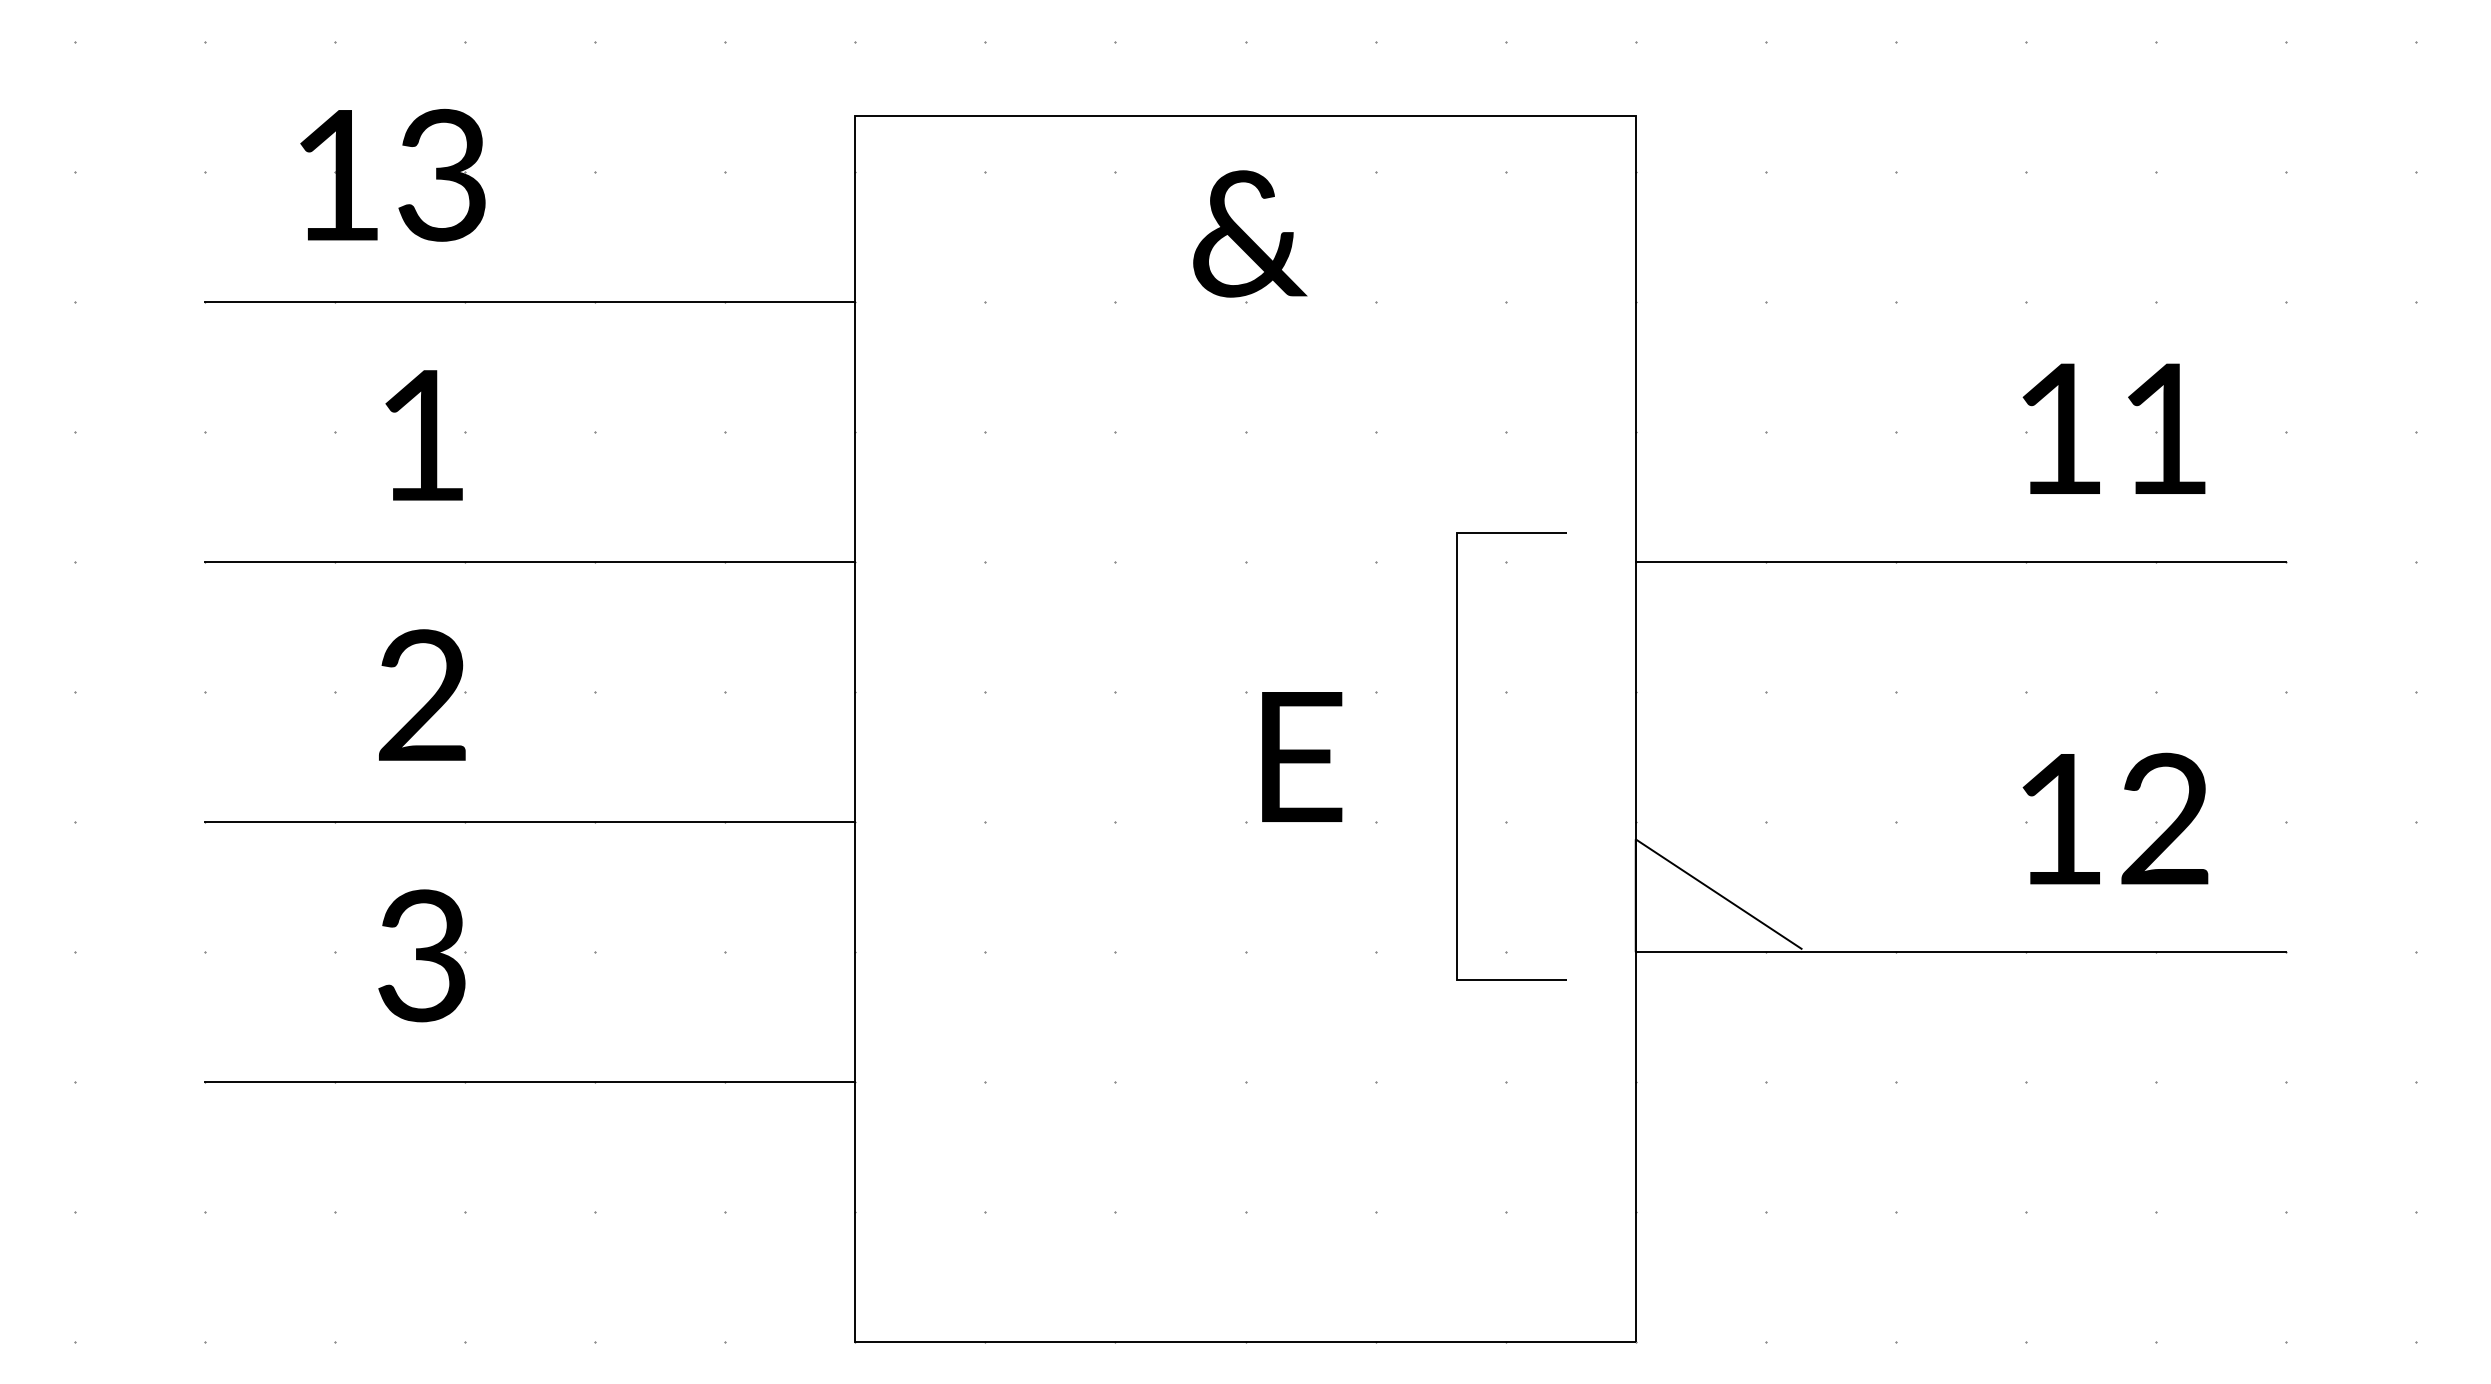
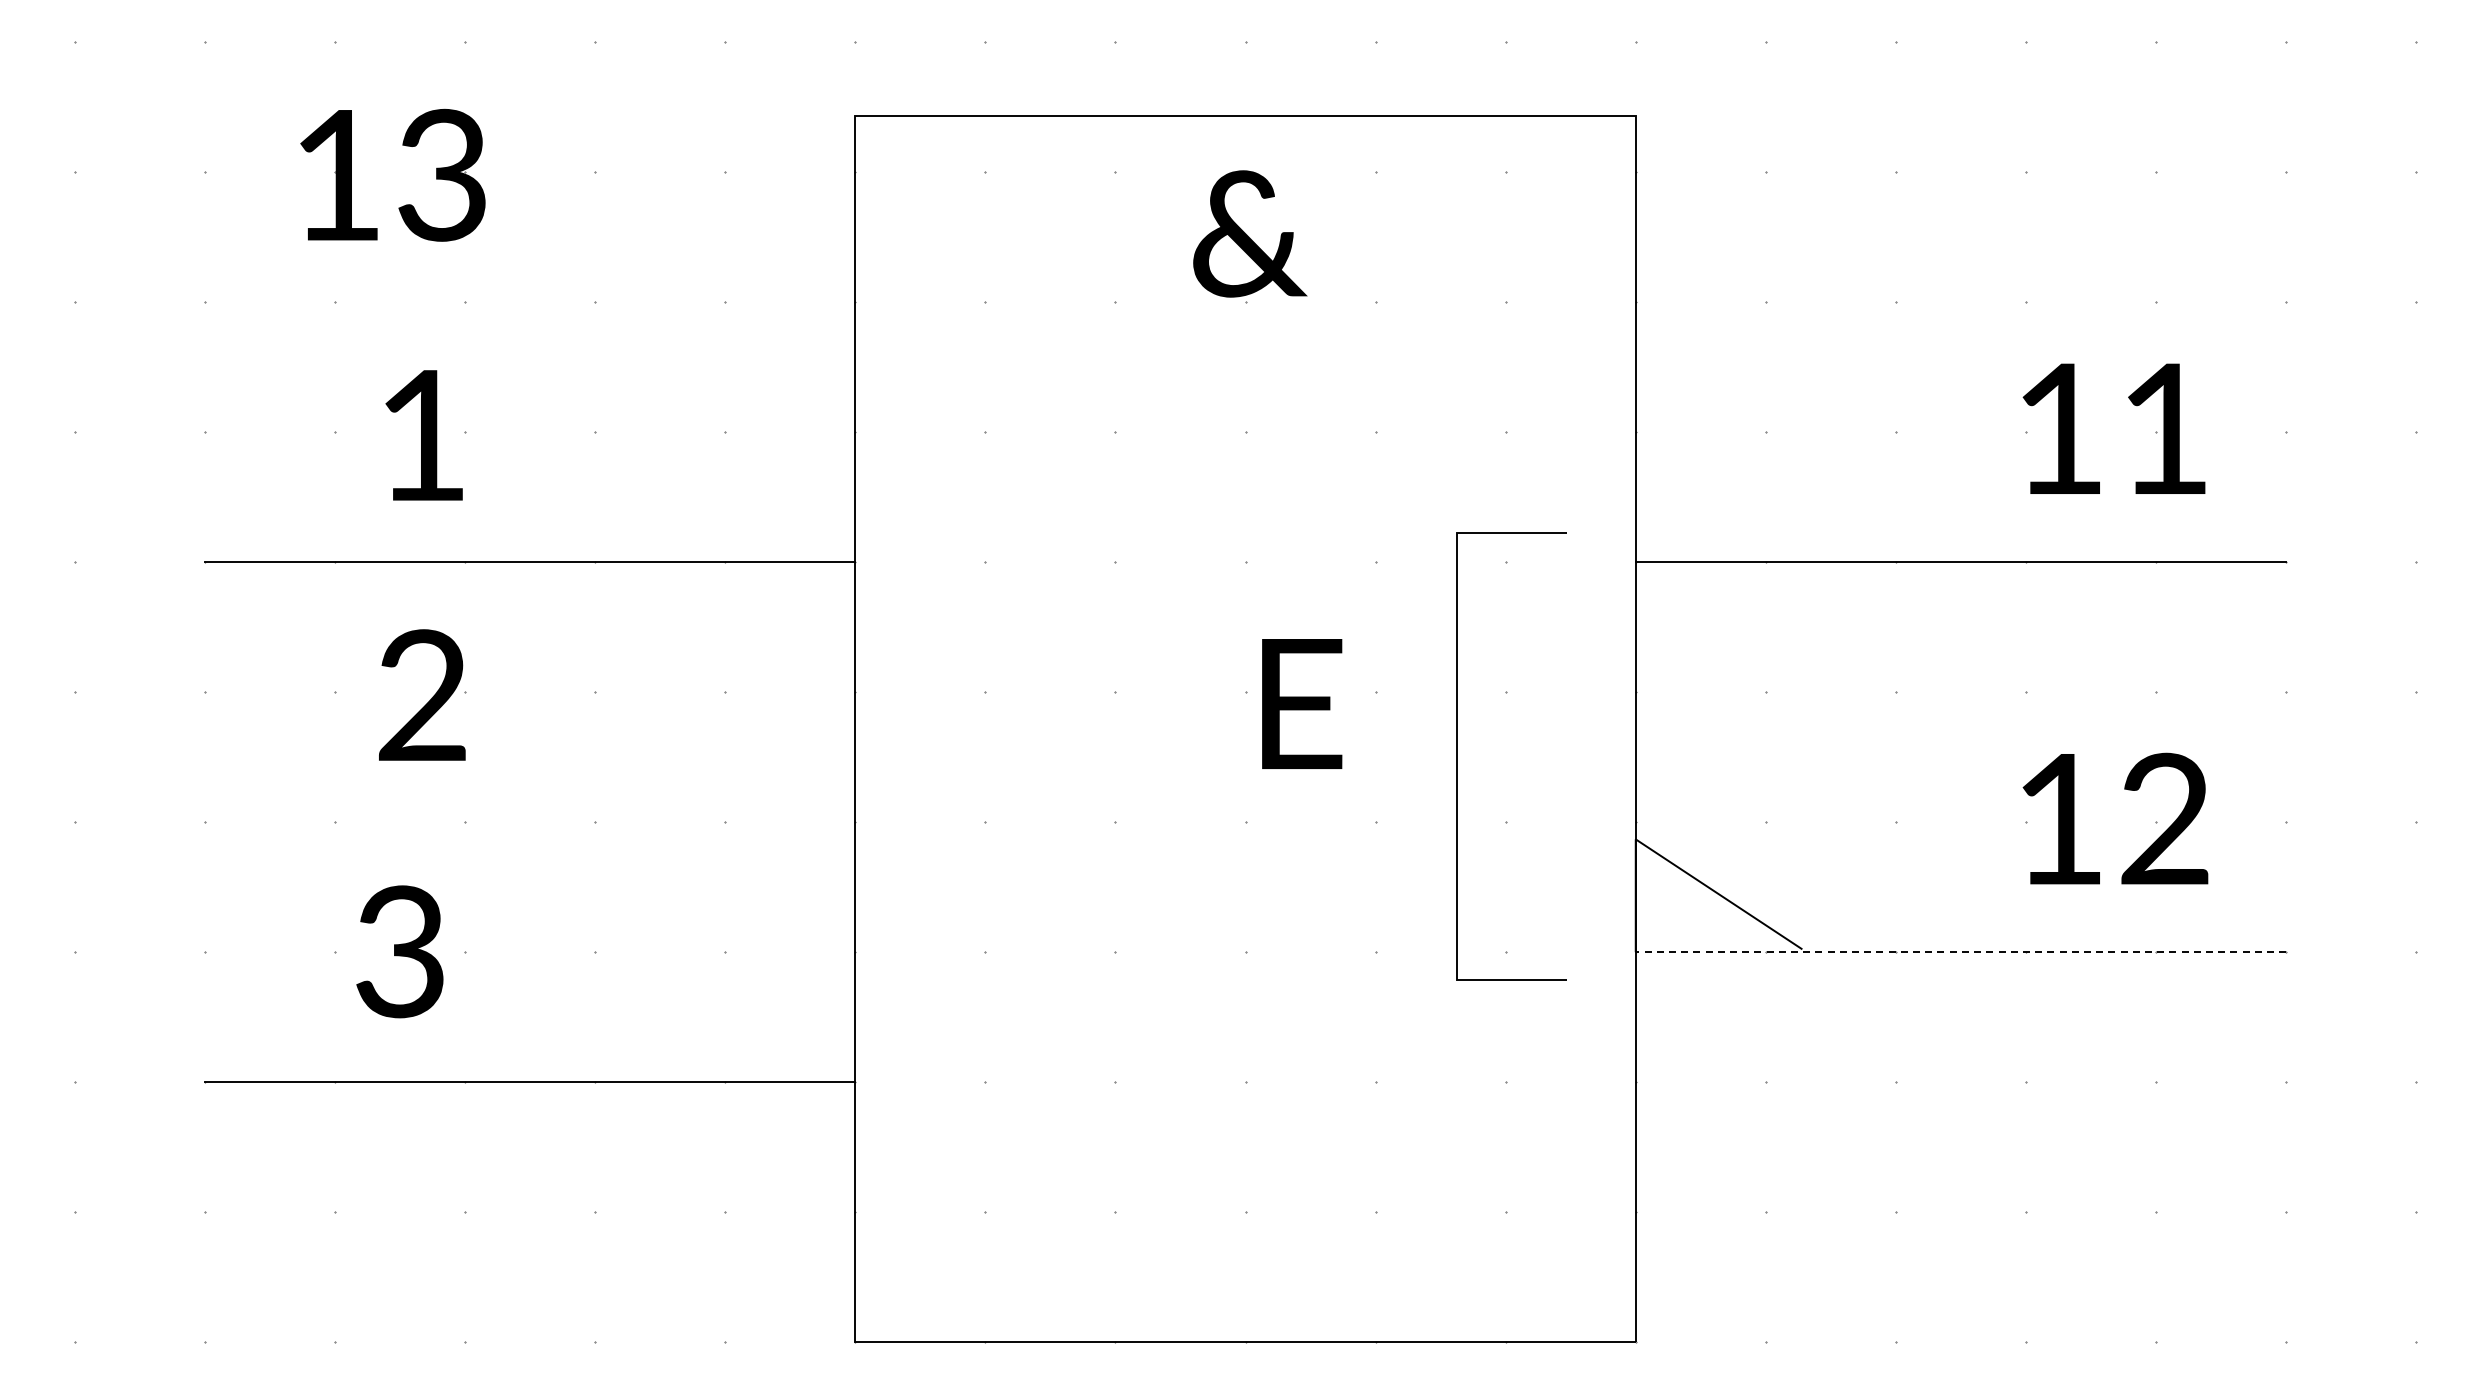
line: present -> none (529, 301)
text position: (1302, 756) -> (1302, 703) (1302, 703)
line: present -> none (529, 822)
line: solid -> dashed (1960, 952)
text position: (421, 955) -> (399, 951) (399, 951)
